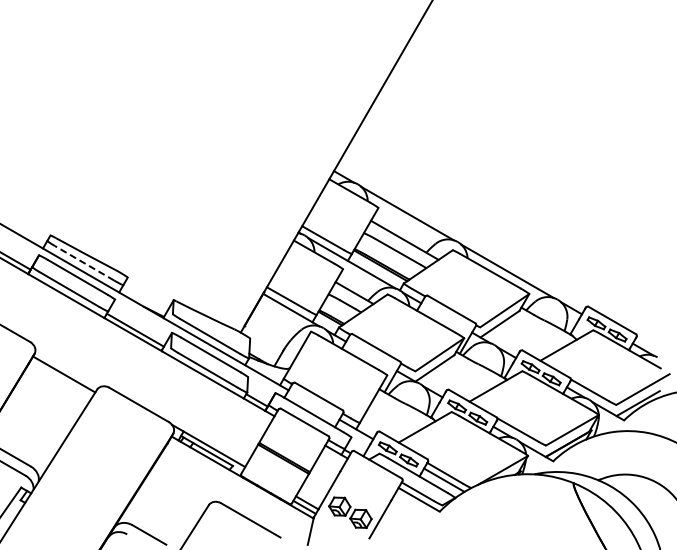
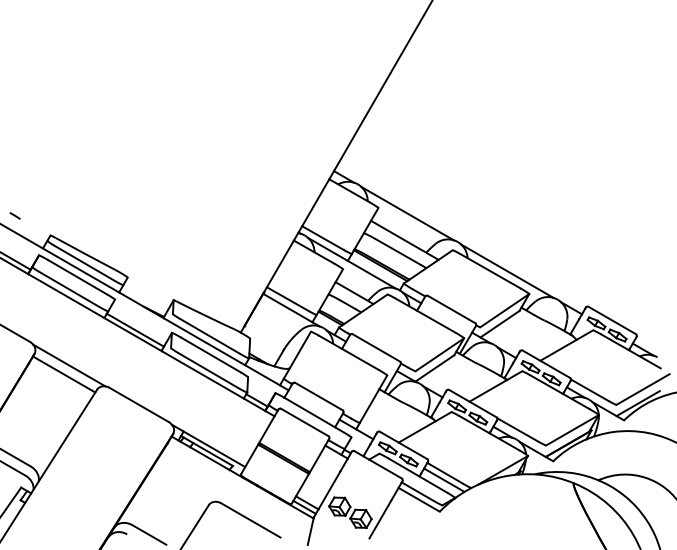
curve: none -> present (14, 215)
line: dashed -> solid (84, 263)
line: none -> present (69, 365)
